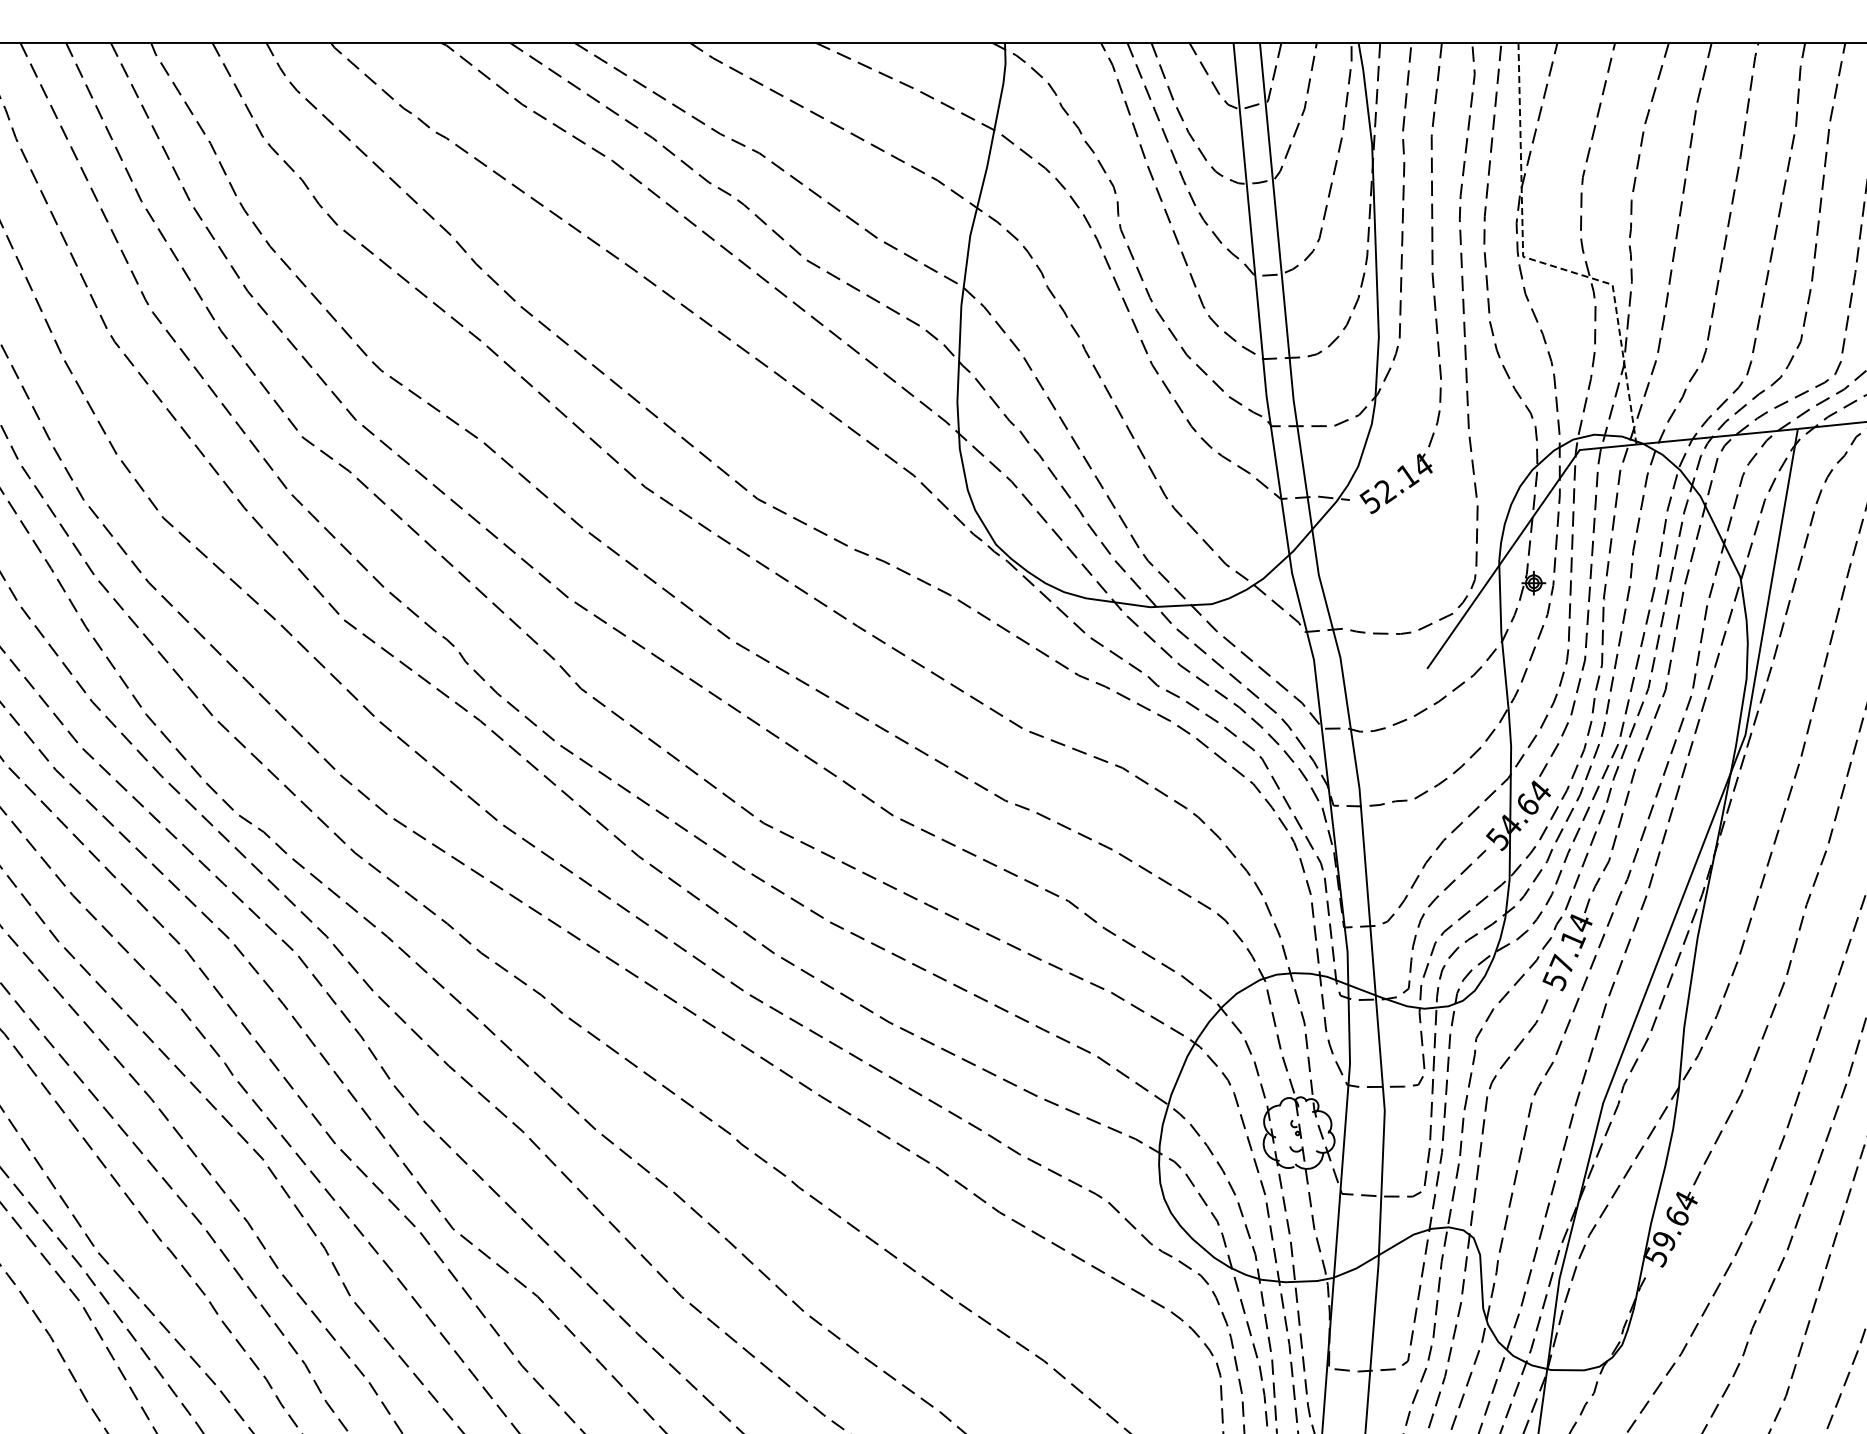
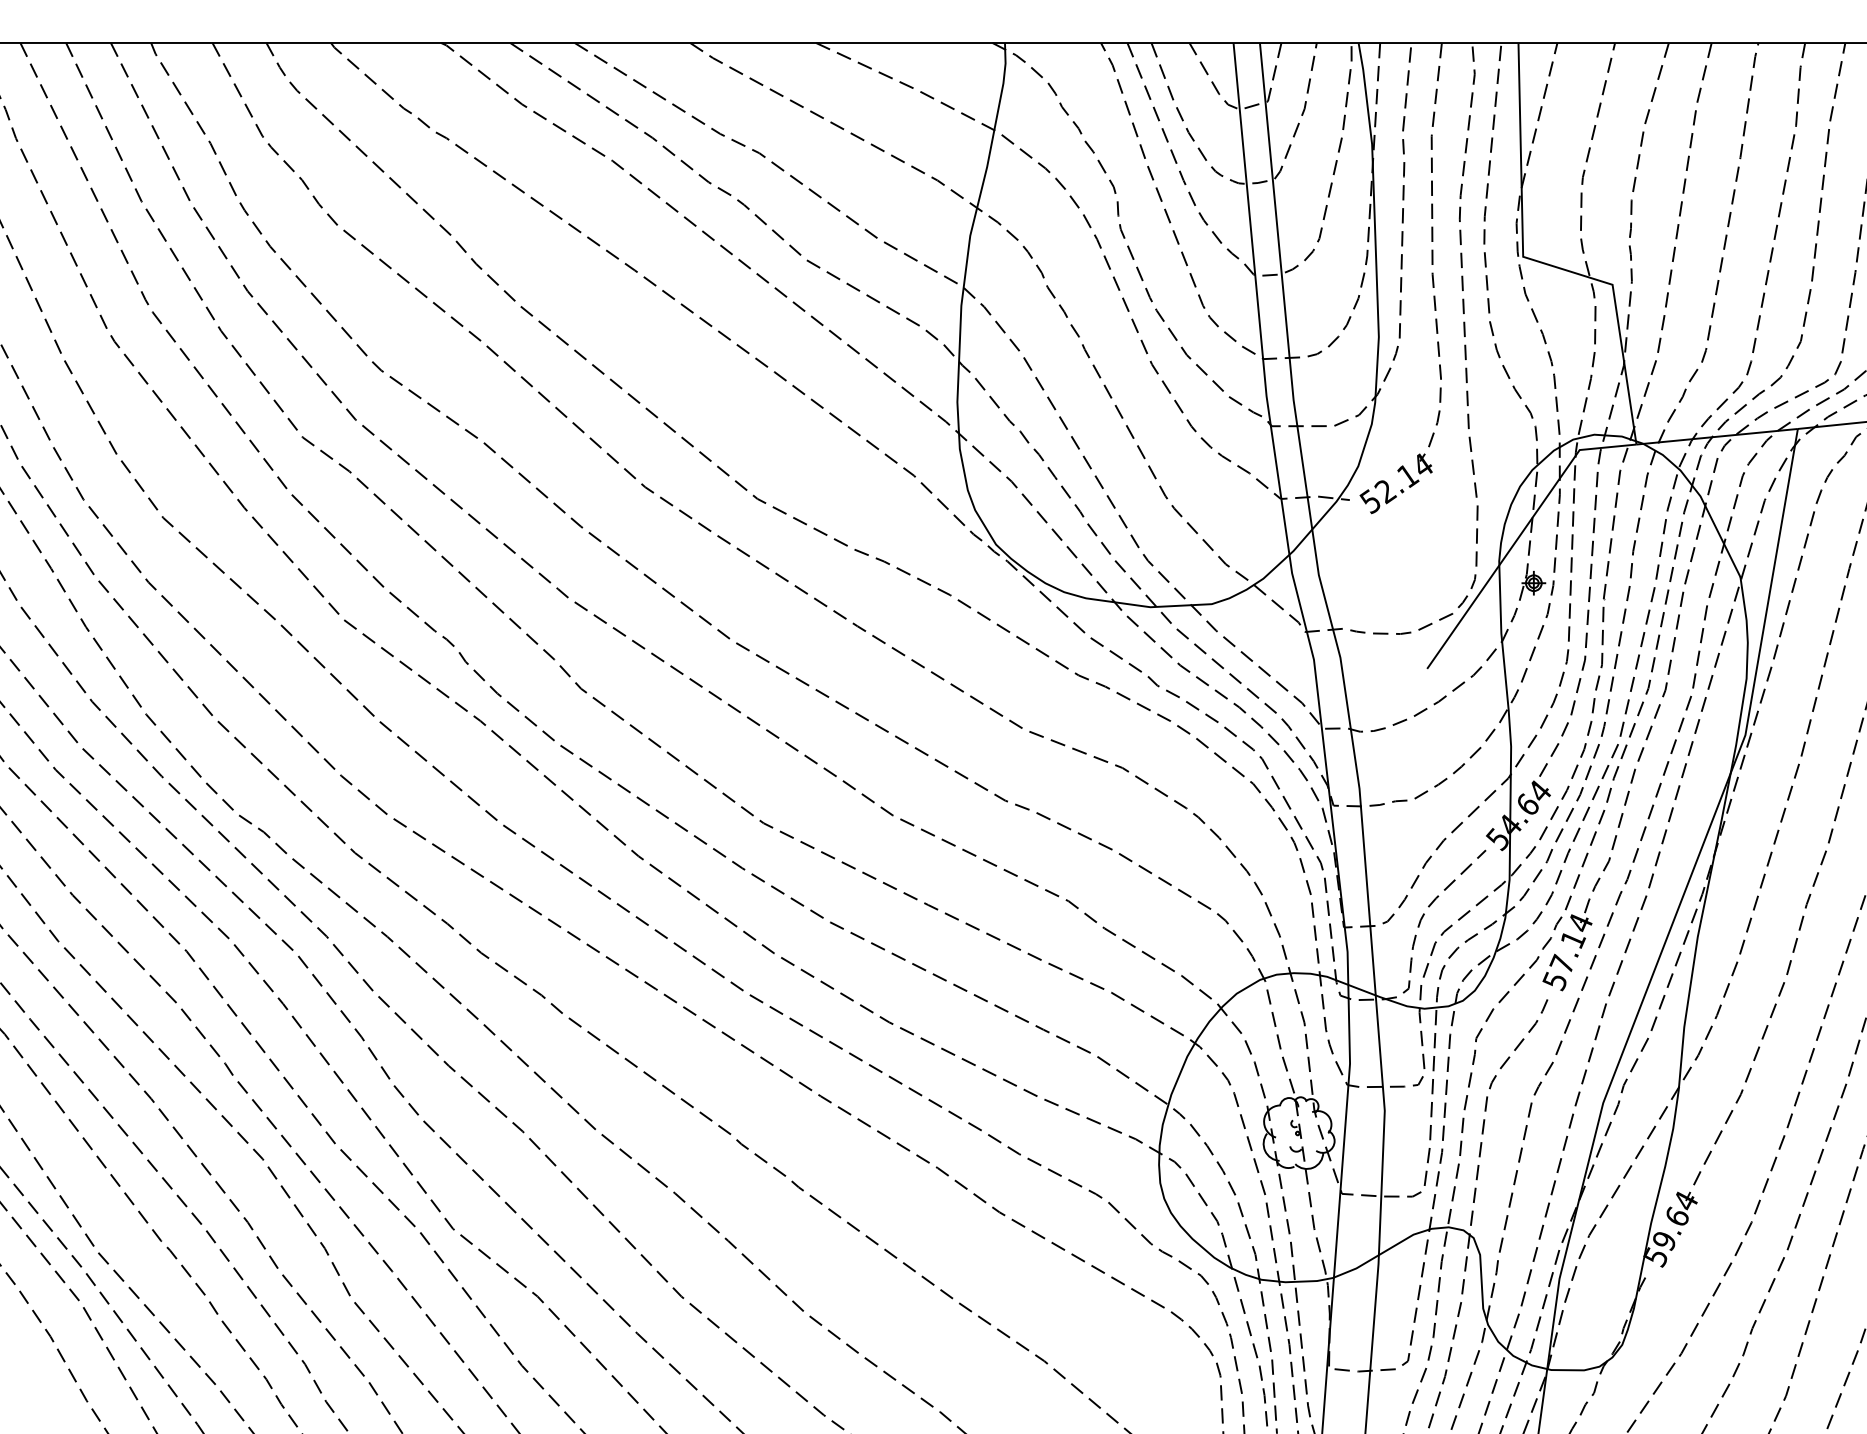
line: dashed -> solid (1543, 263)
